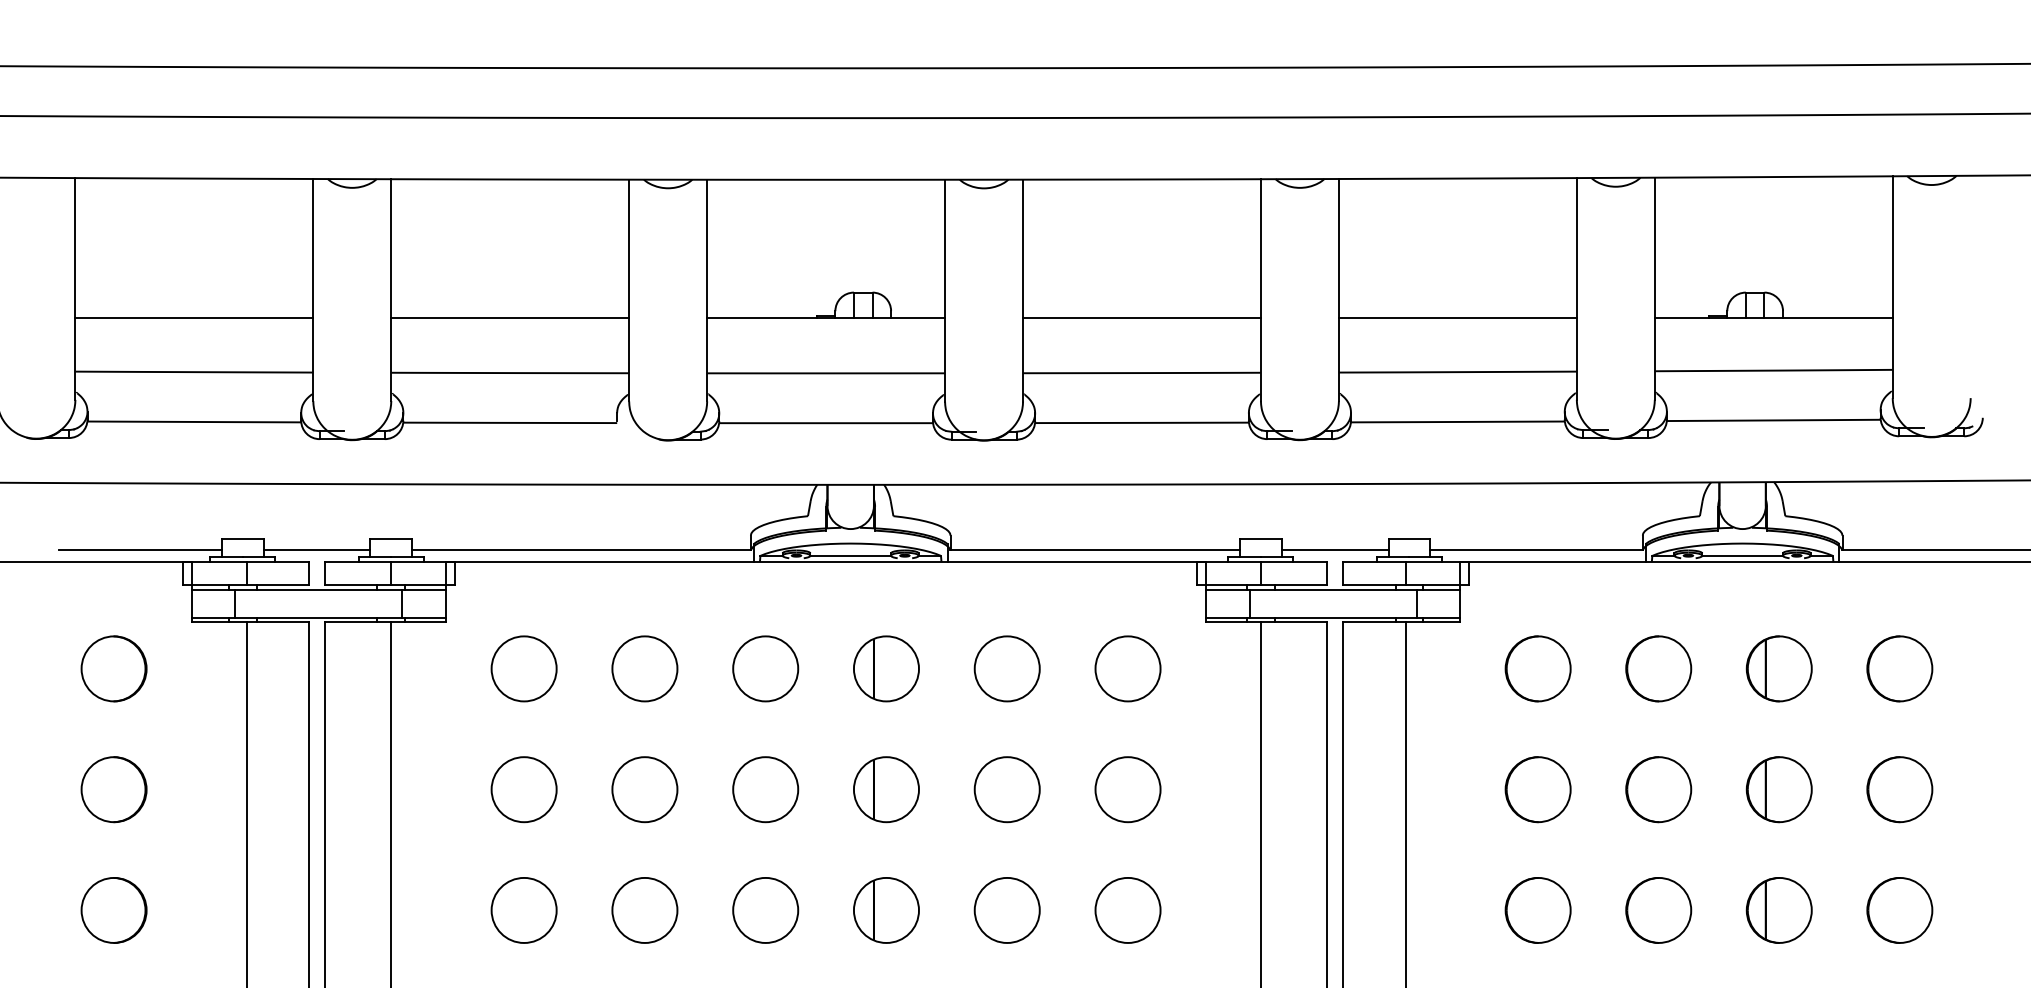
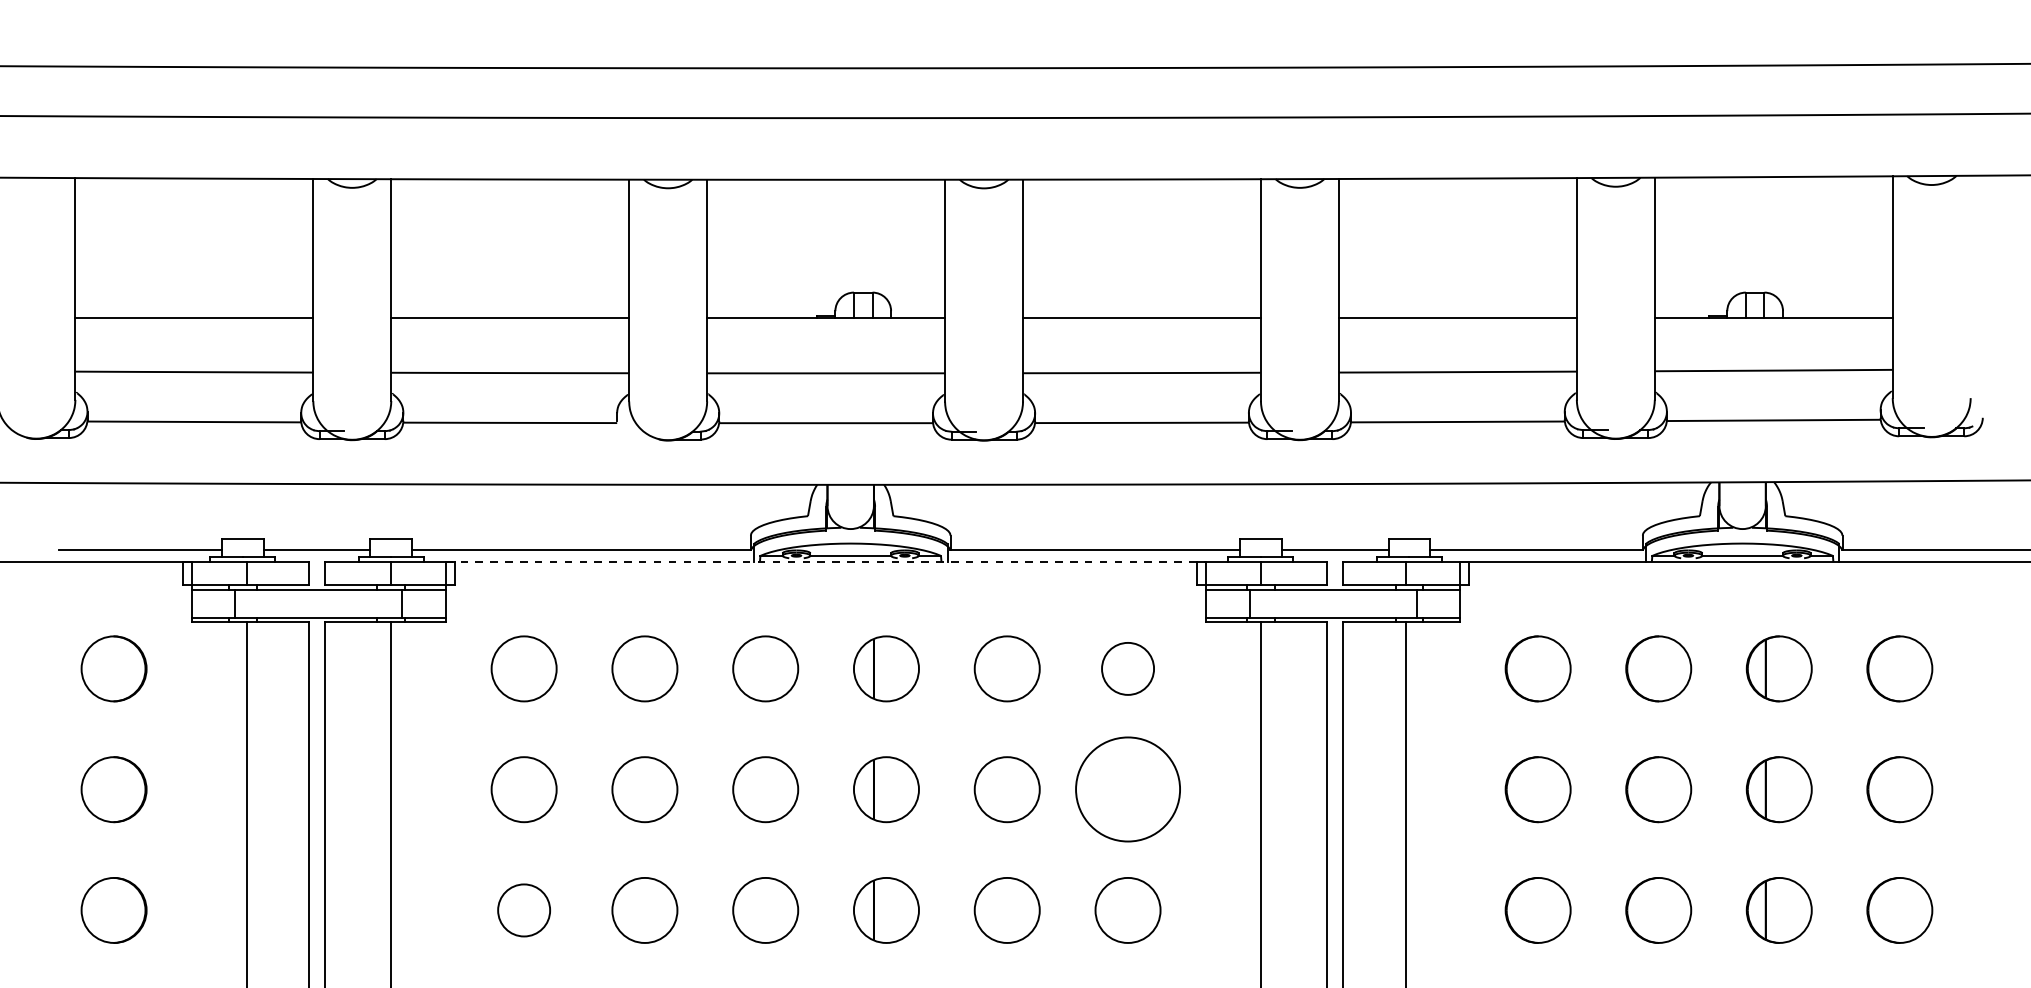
line: solid -> dashed (826, 562)
circle diameter: 65 px -> 52 px (1128, 668)
circle size: 68x68 px -> 106x107 px (1127, 789)
circle diameter: 65 px -> 52 px (524, 910)
